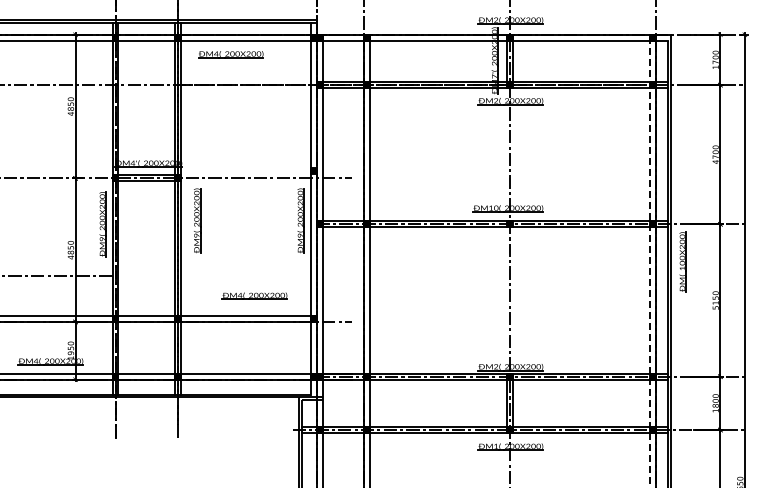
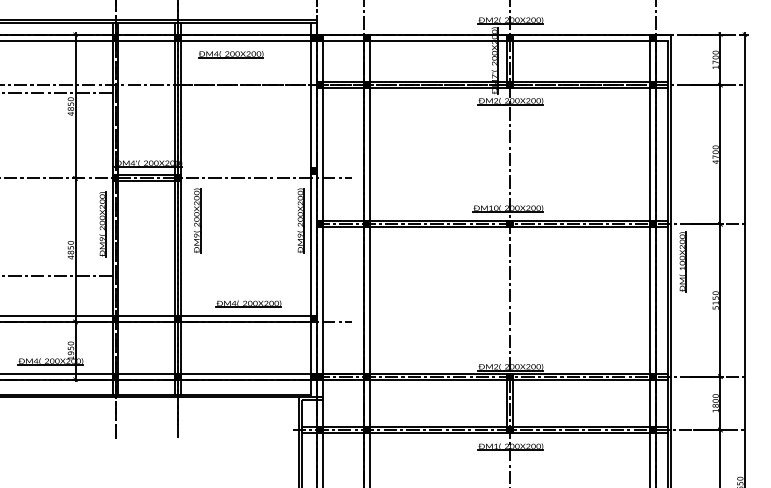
line: none -> present (58, 92)
line: dashed -> solid (649, 260)
part position: (254, 295) -> (248, 303) (248, 303)
